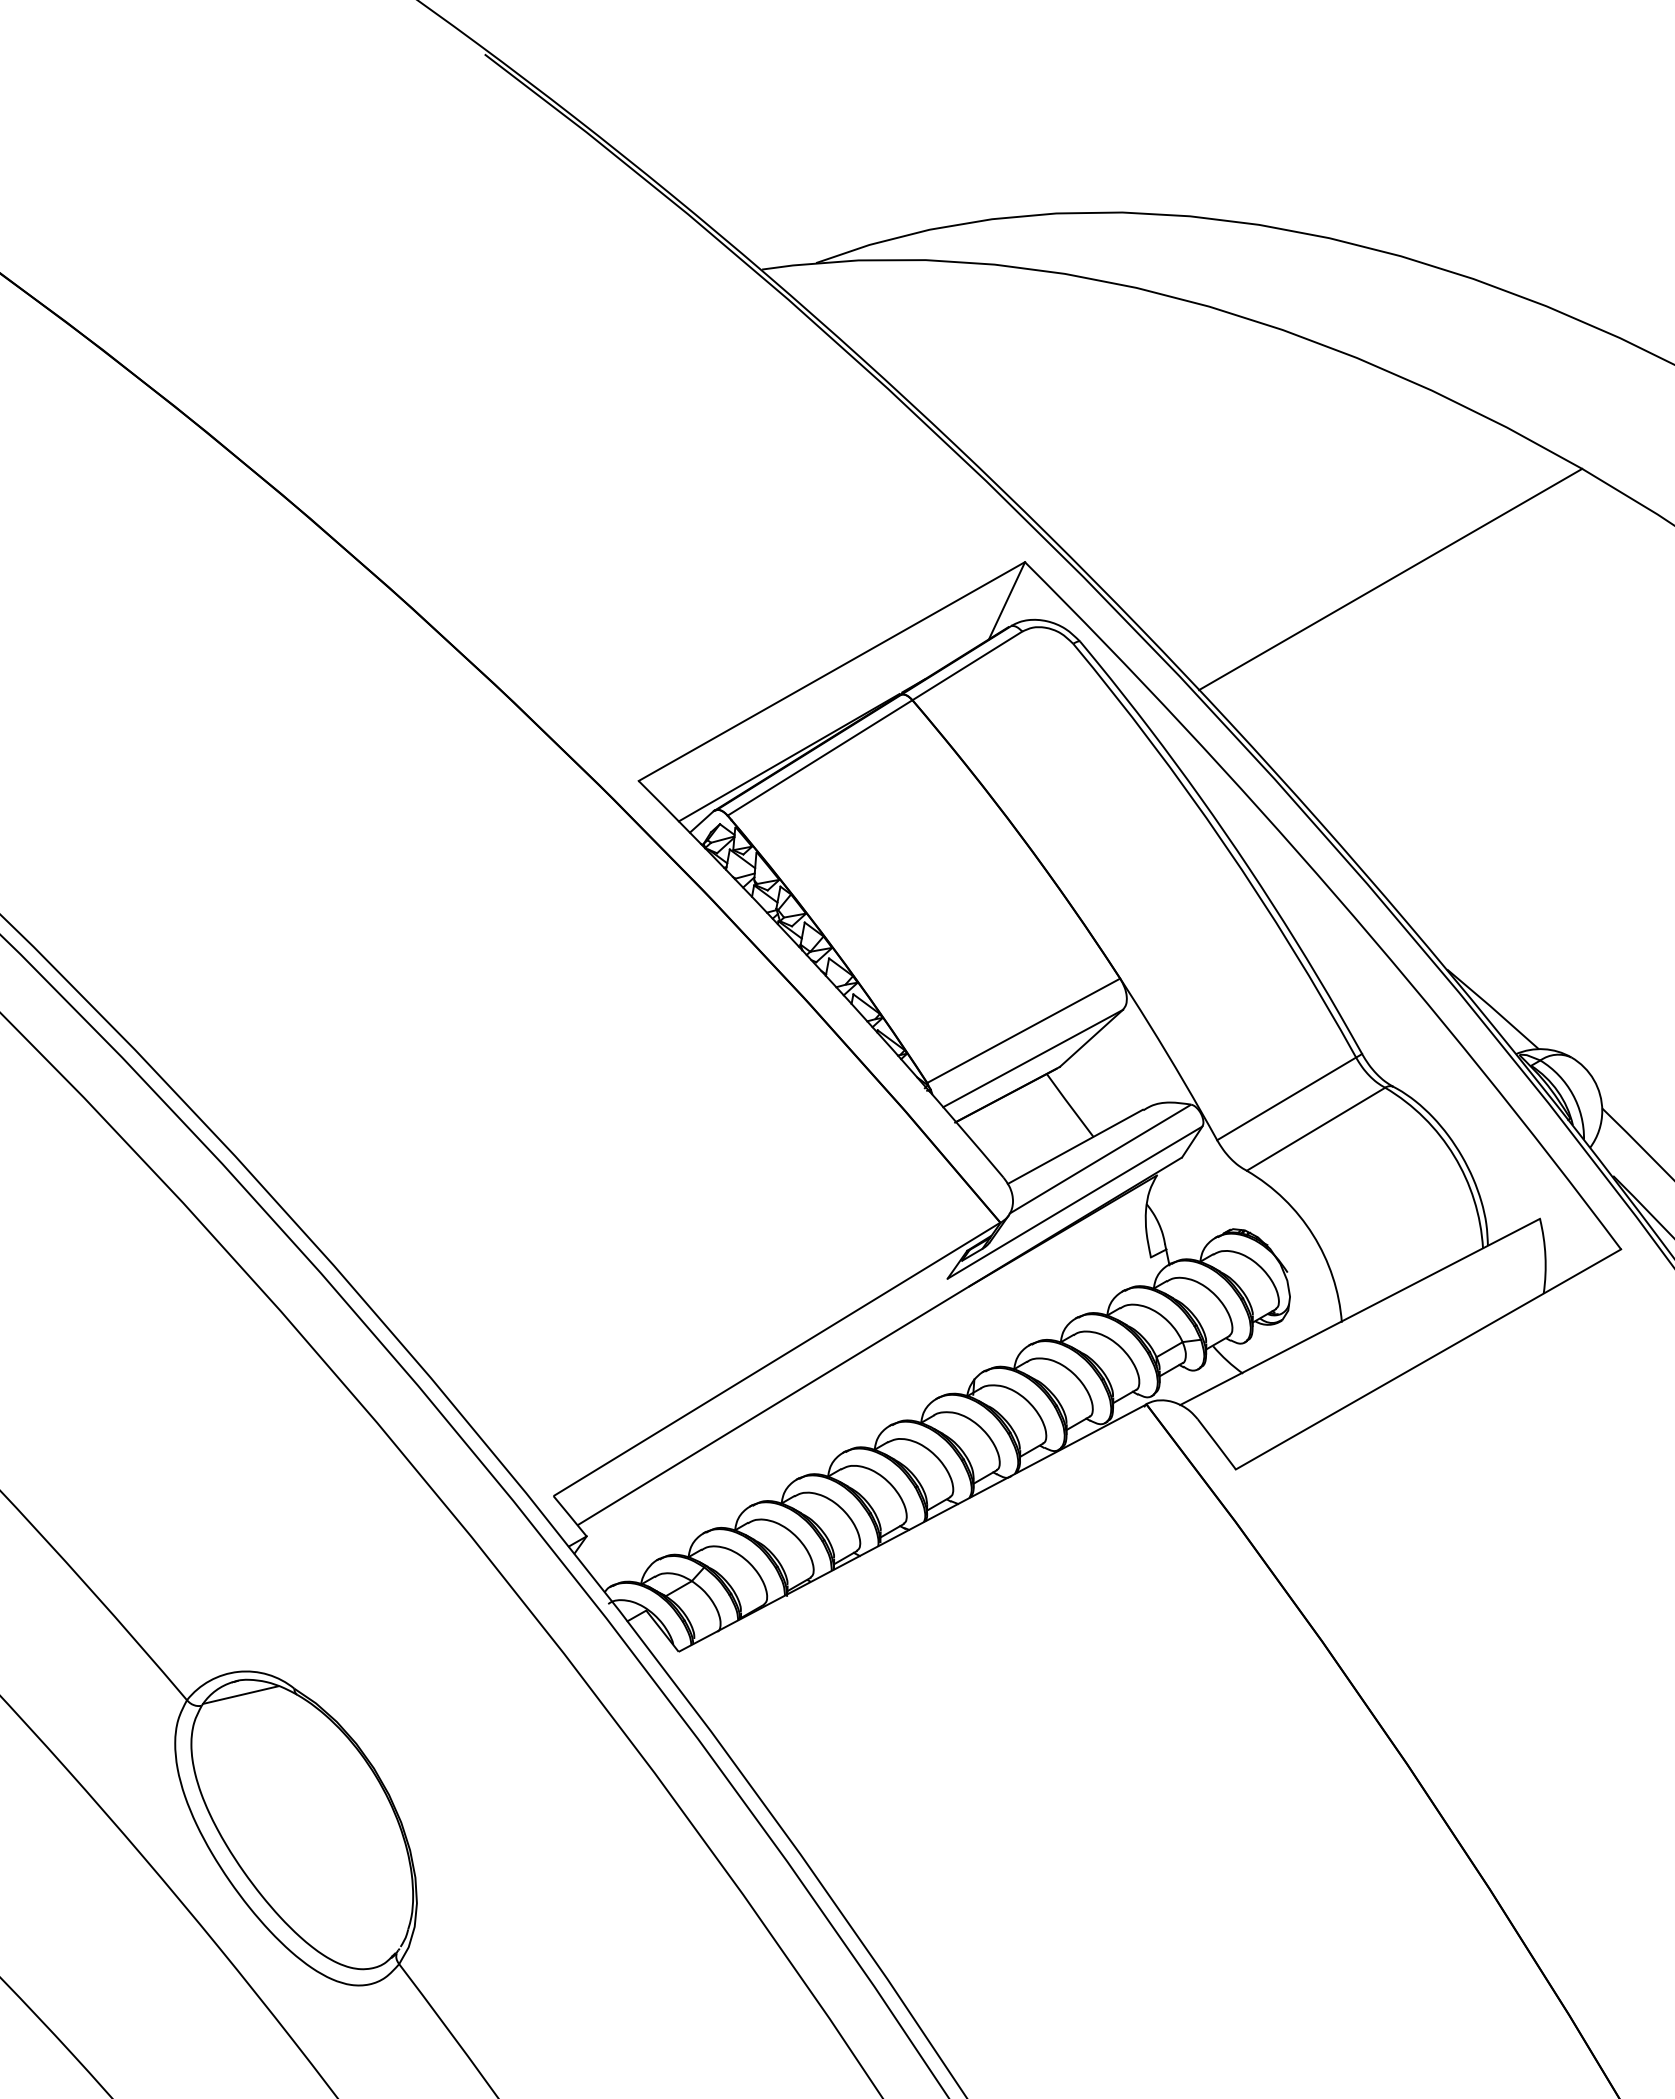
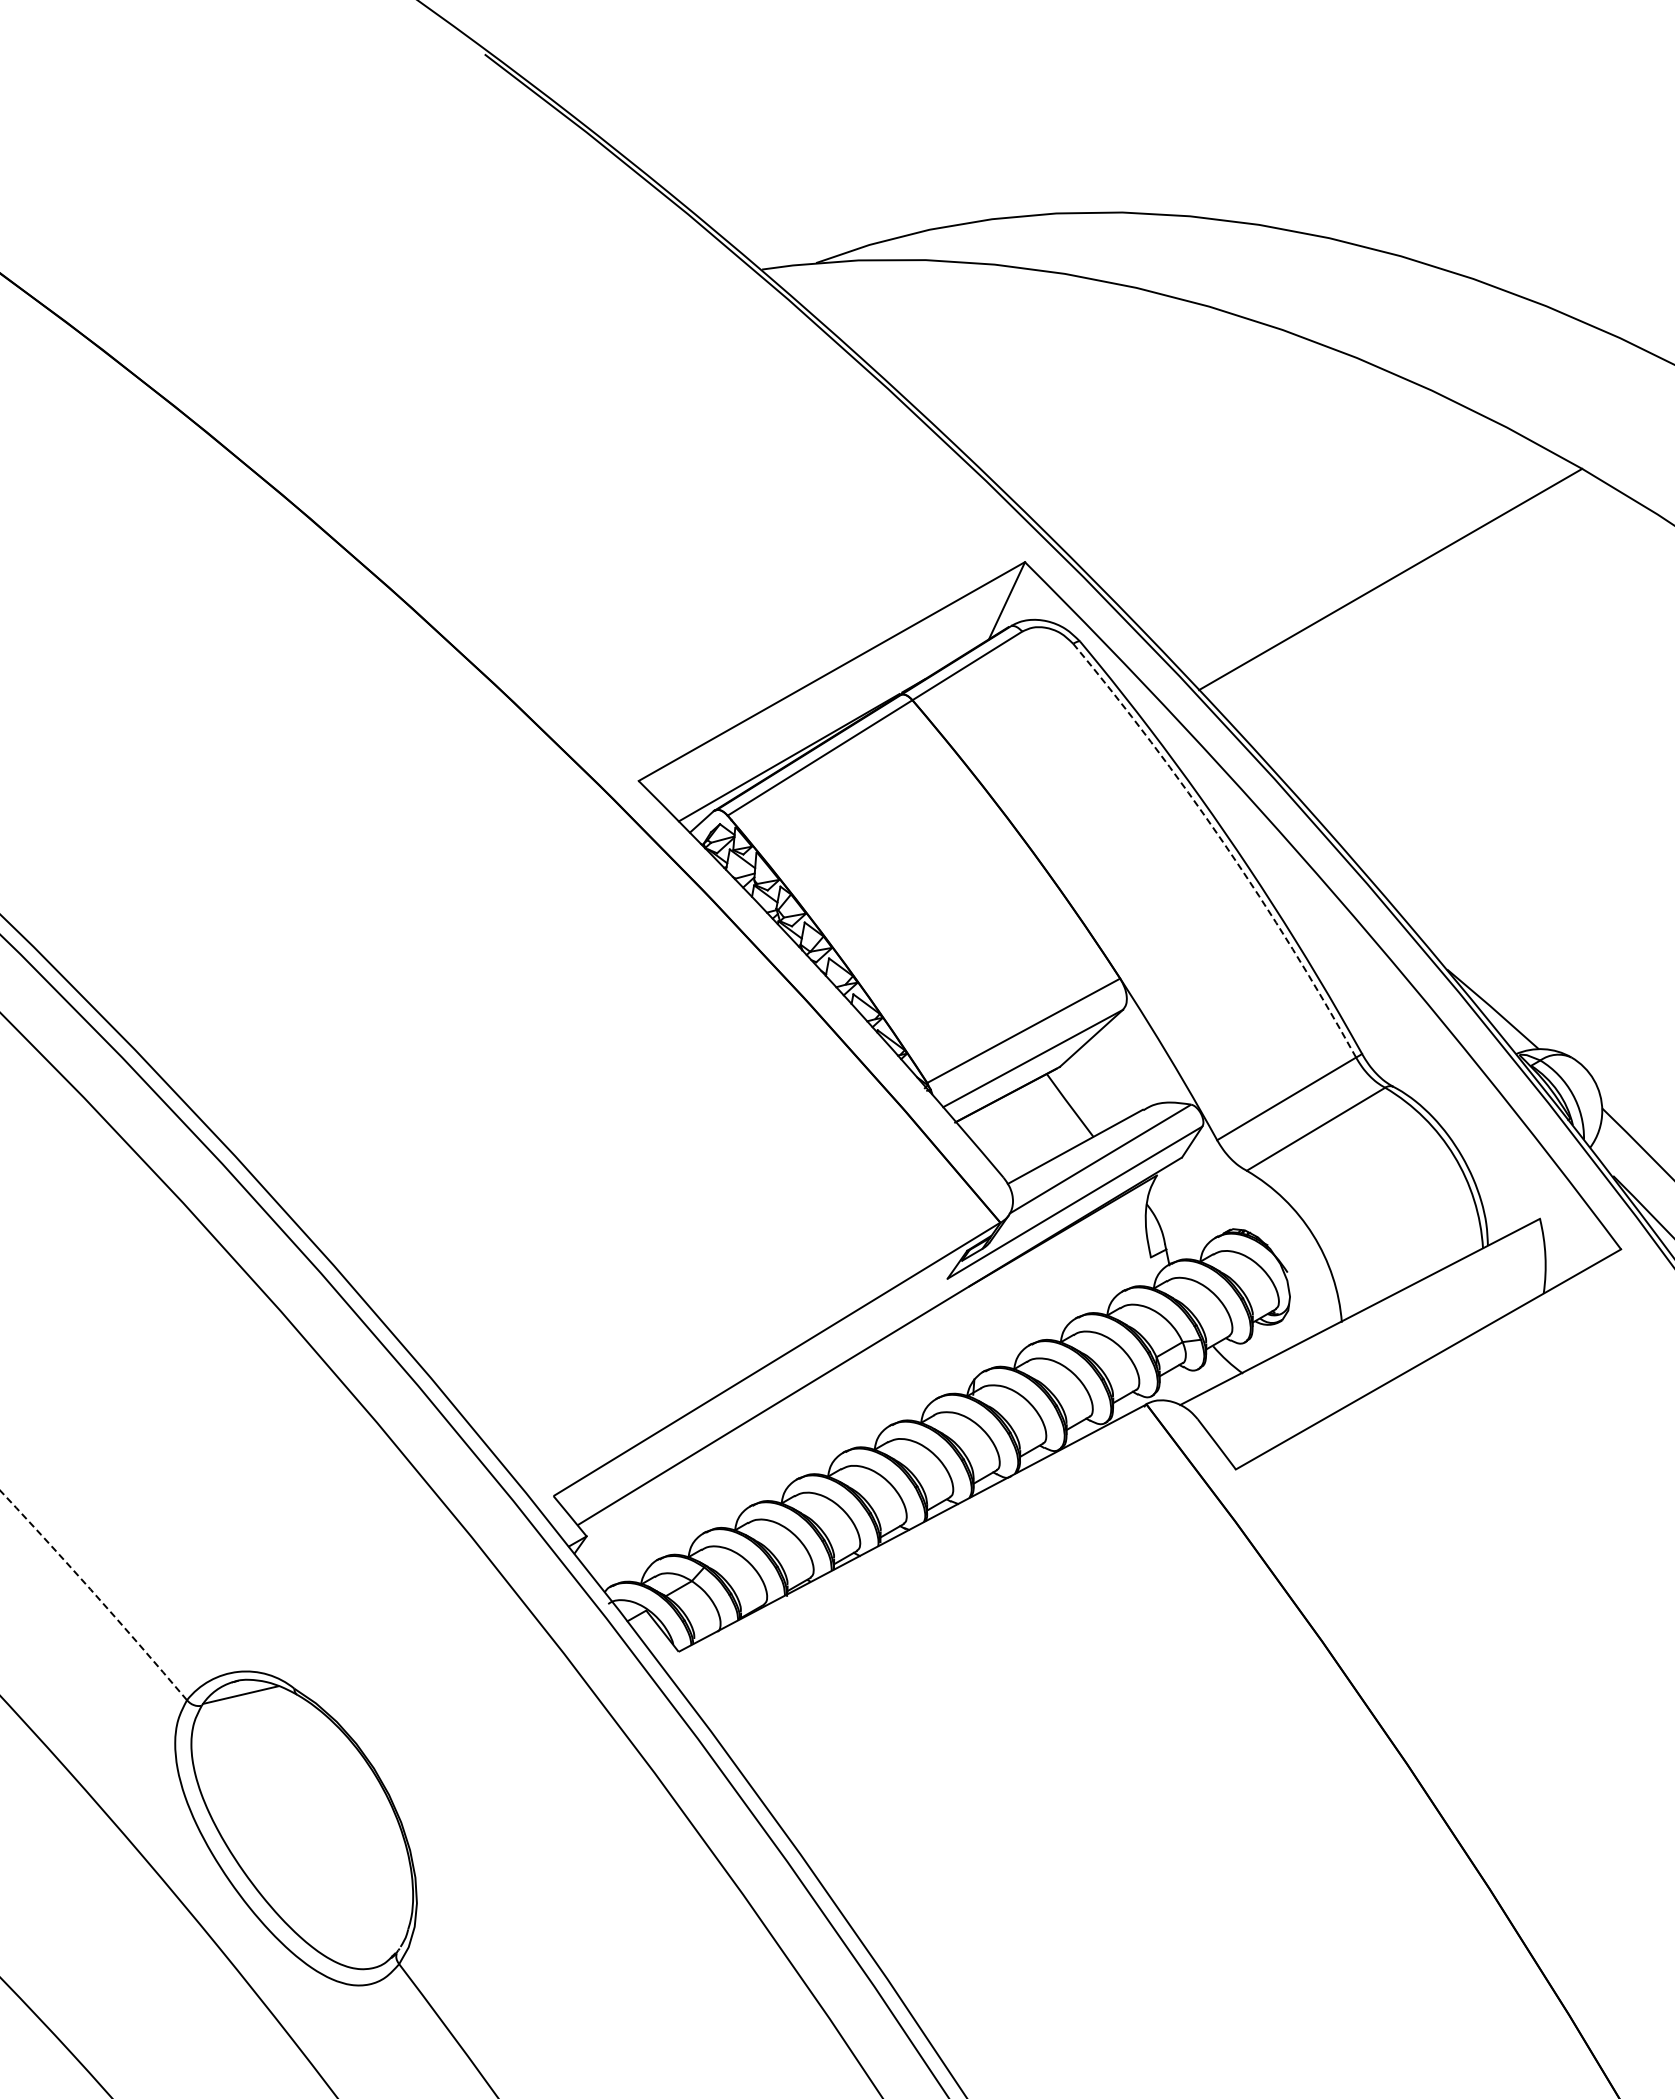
arc: solid -> dashed (1224, 844)
arc: solid -> dashed (94, 1593)
